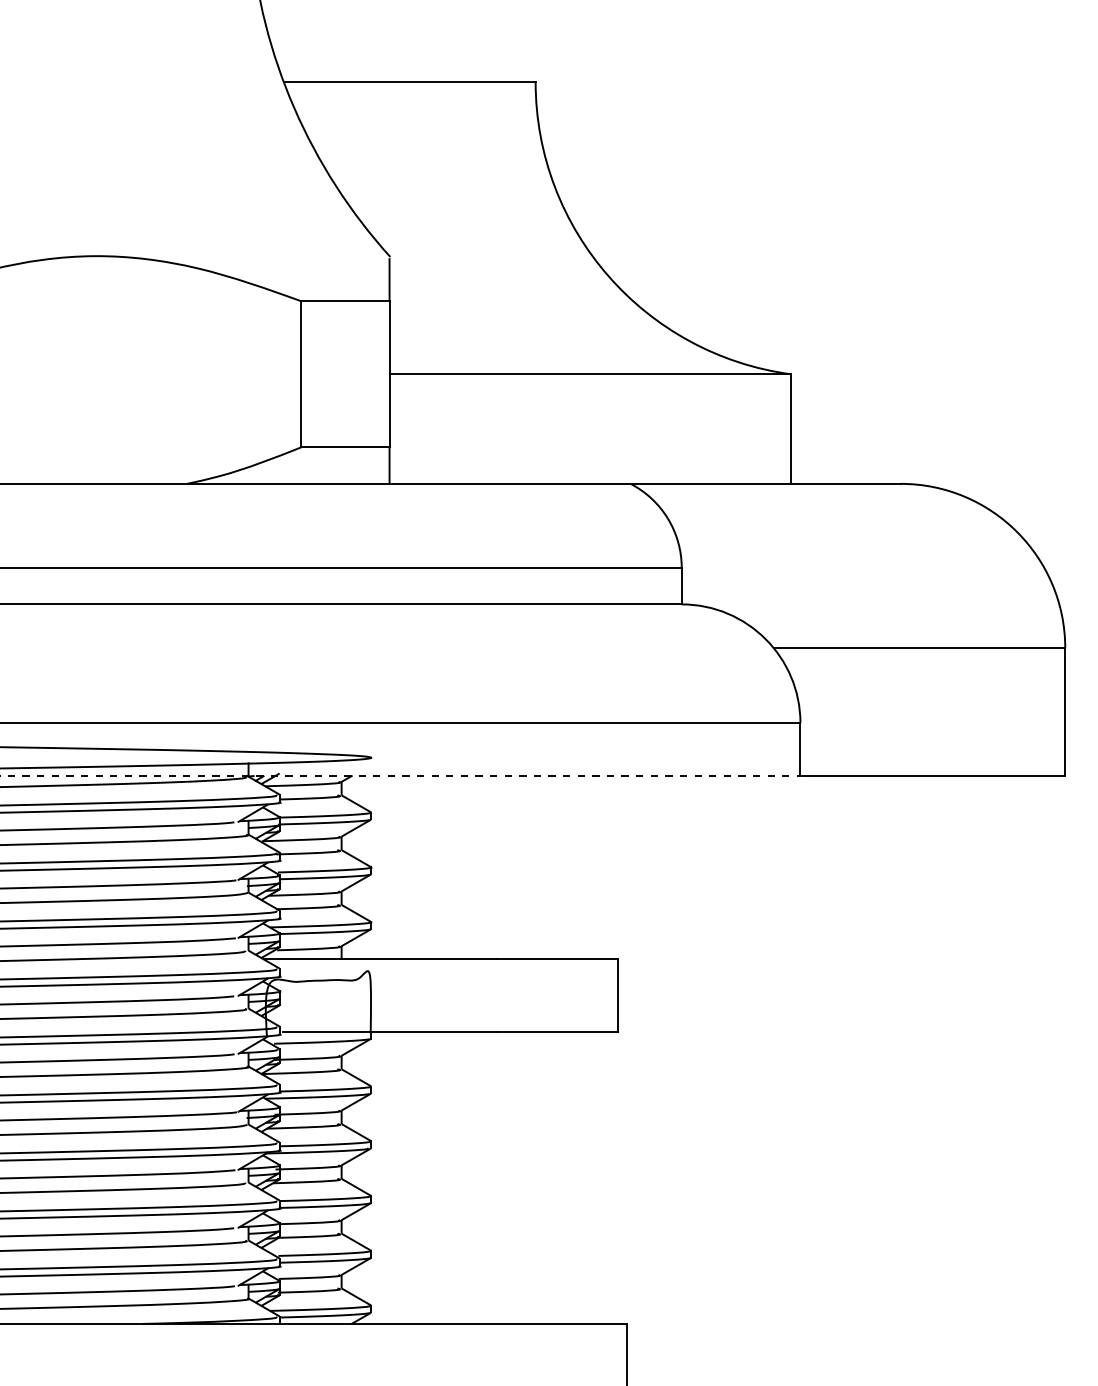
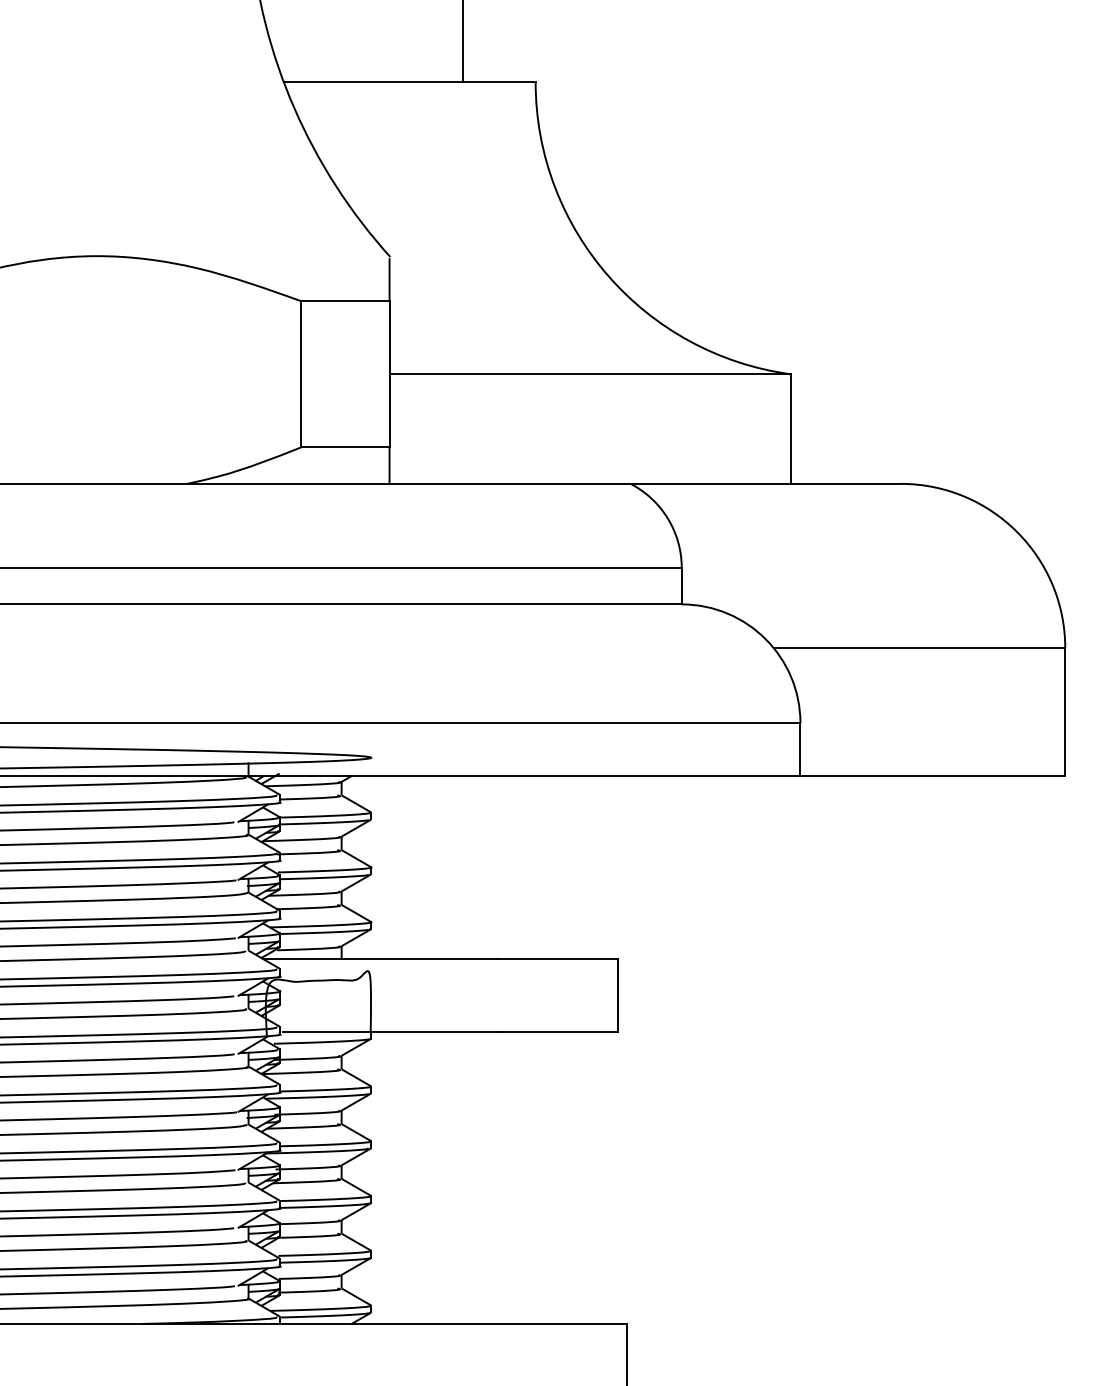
line: none -> present (462, 42)
line: dashed -> solid (400, 776)
